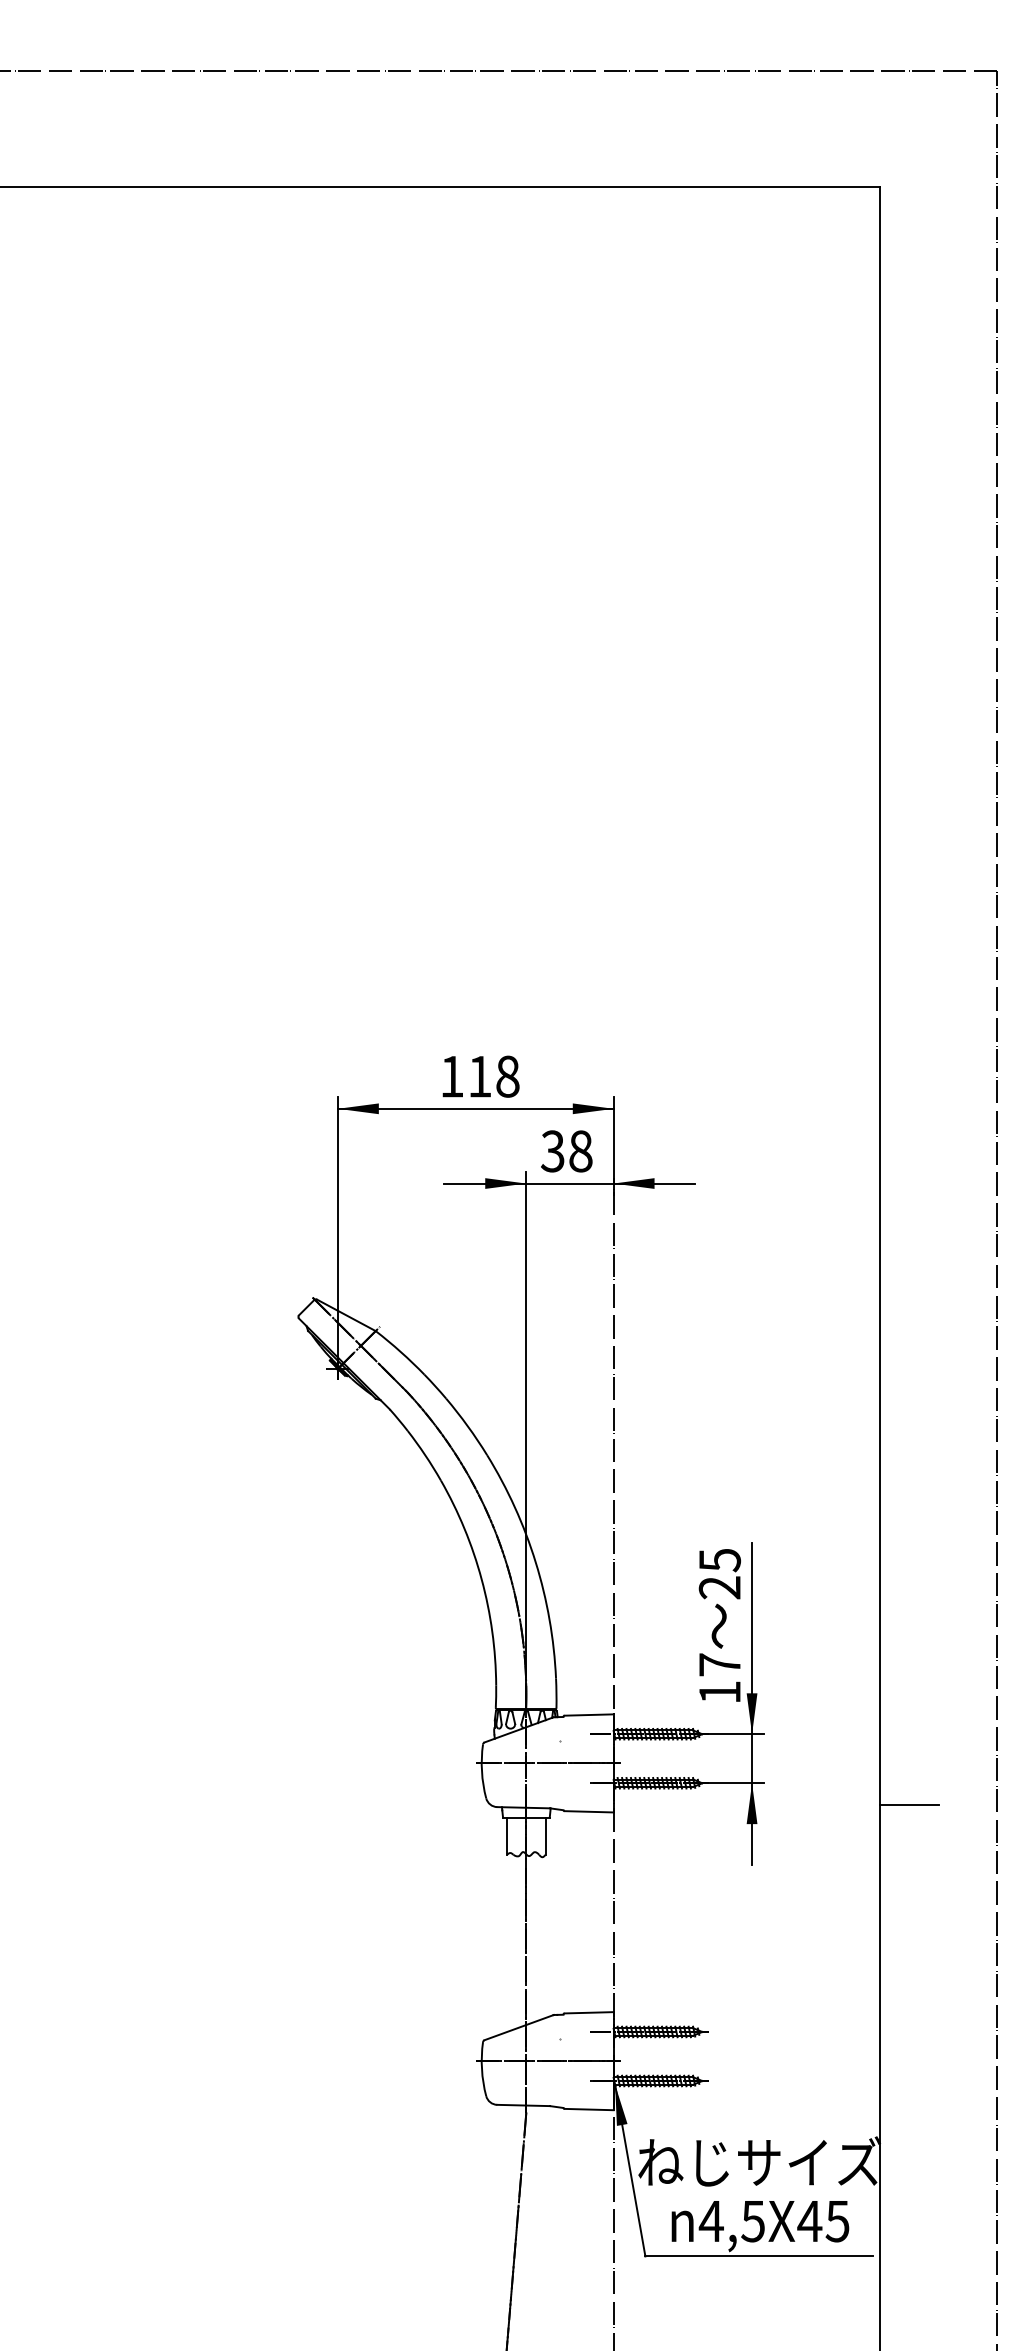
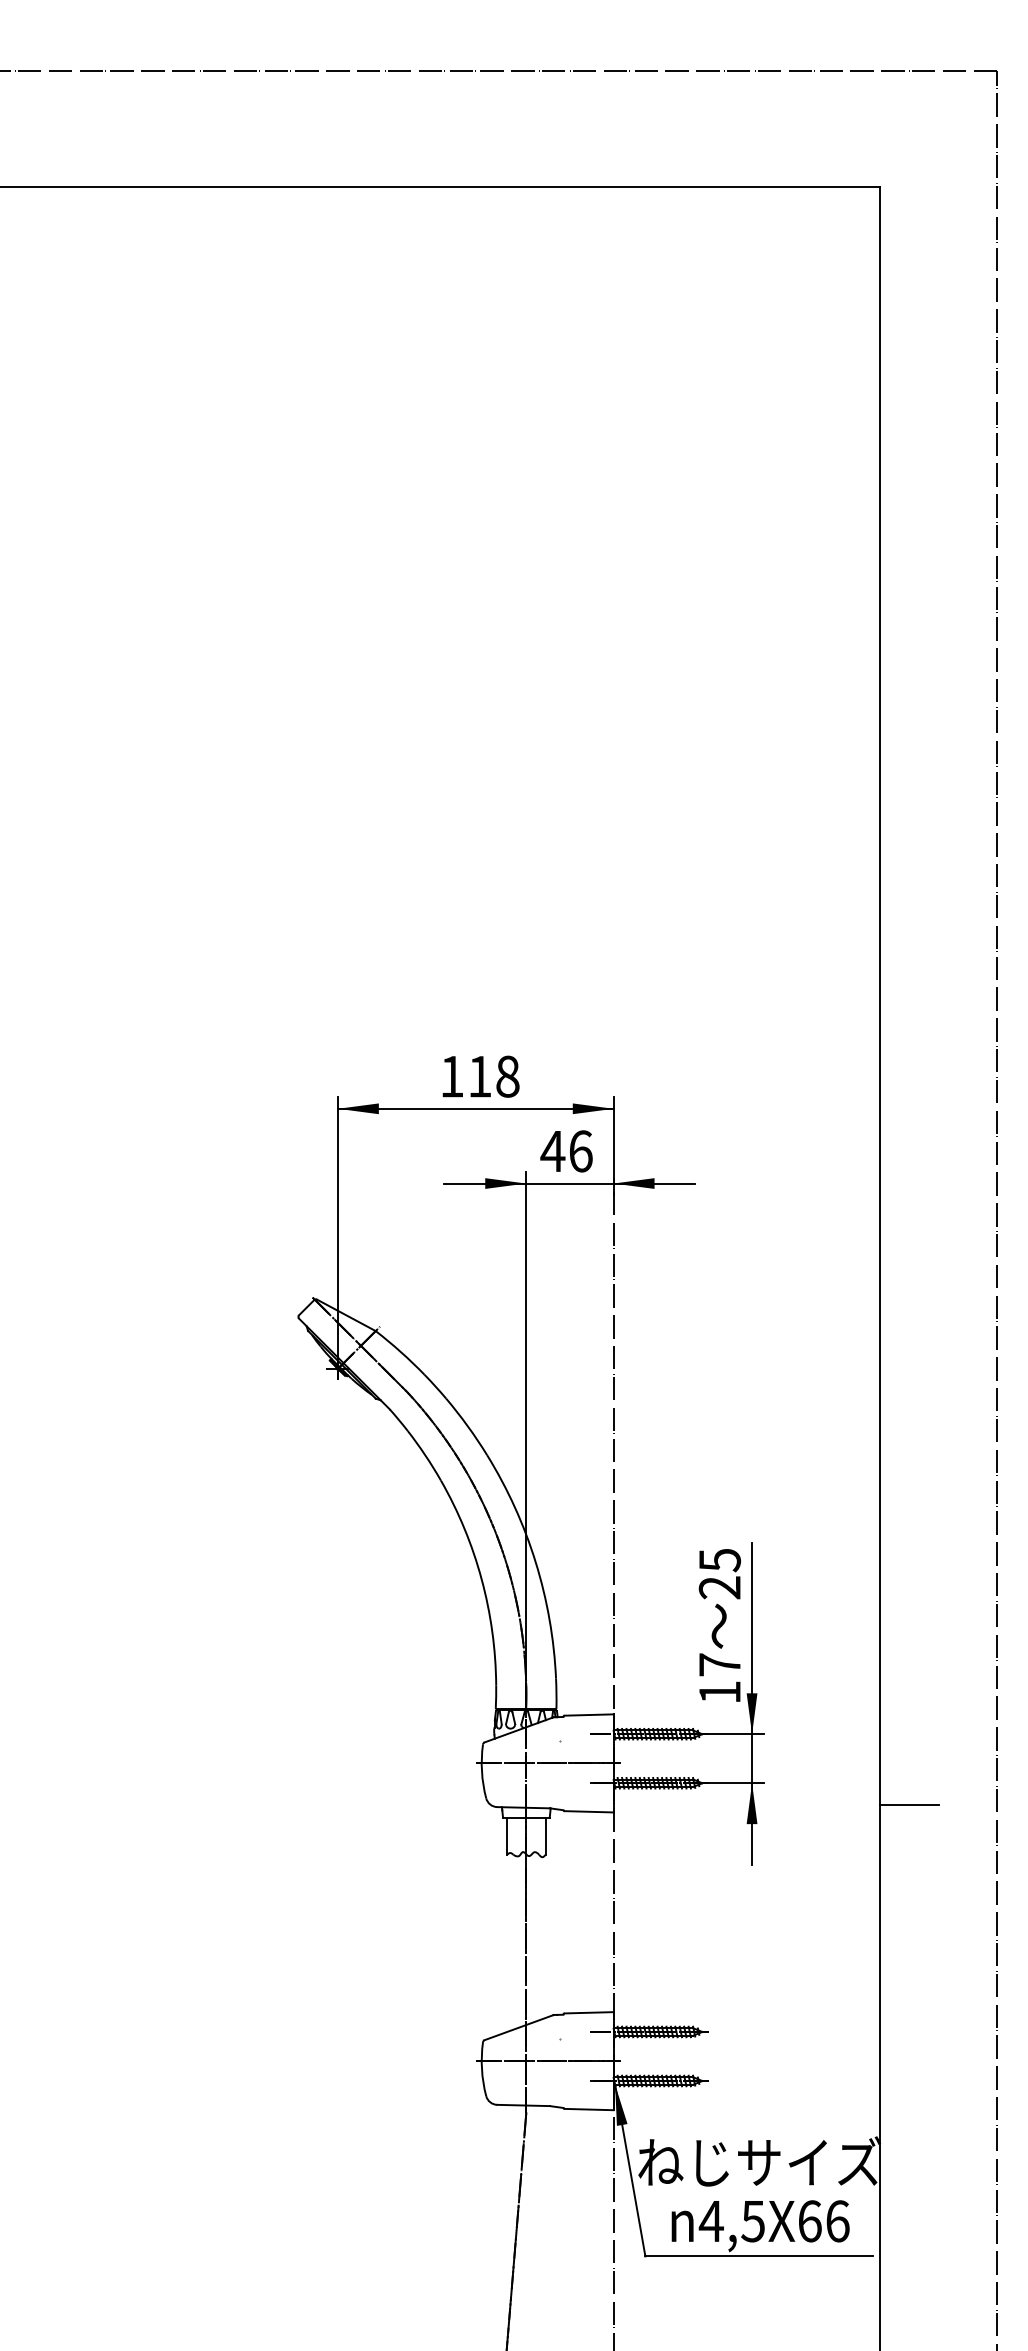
text: 38 -> 46 (566, 1151)
text: 4,5X45 -> 4,5X66 (823, 2221)
